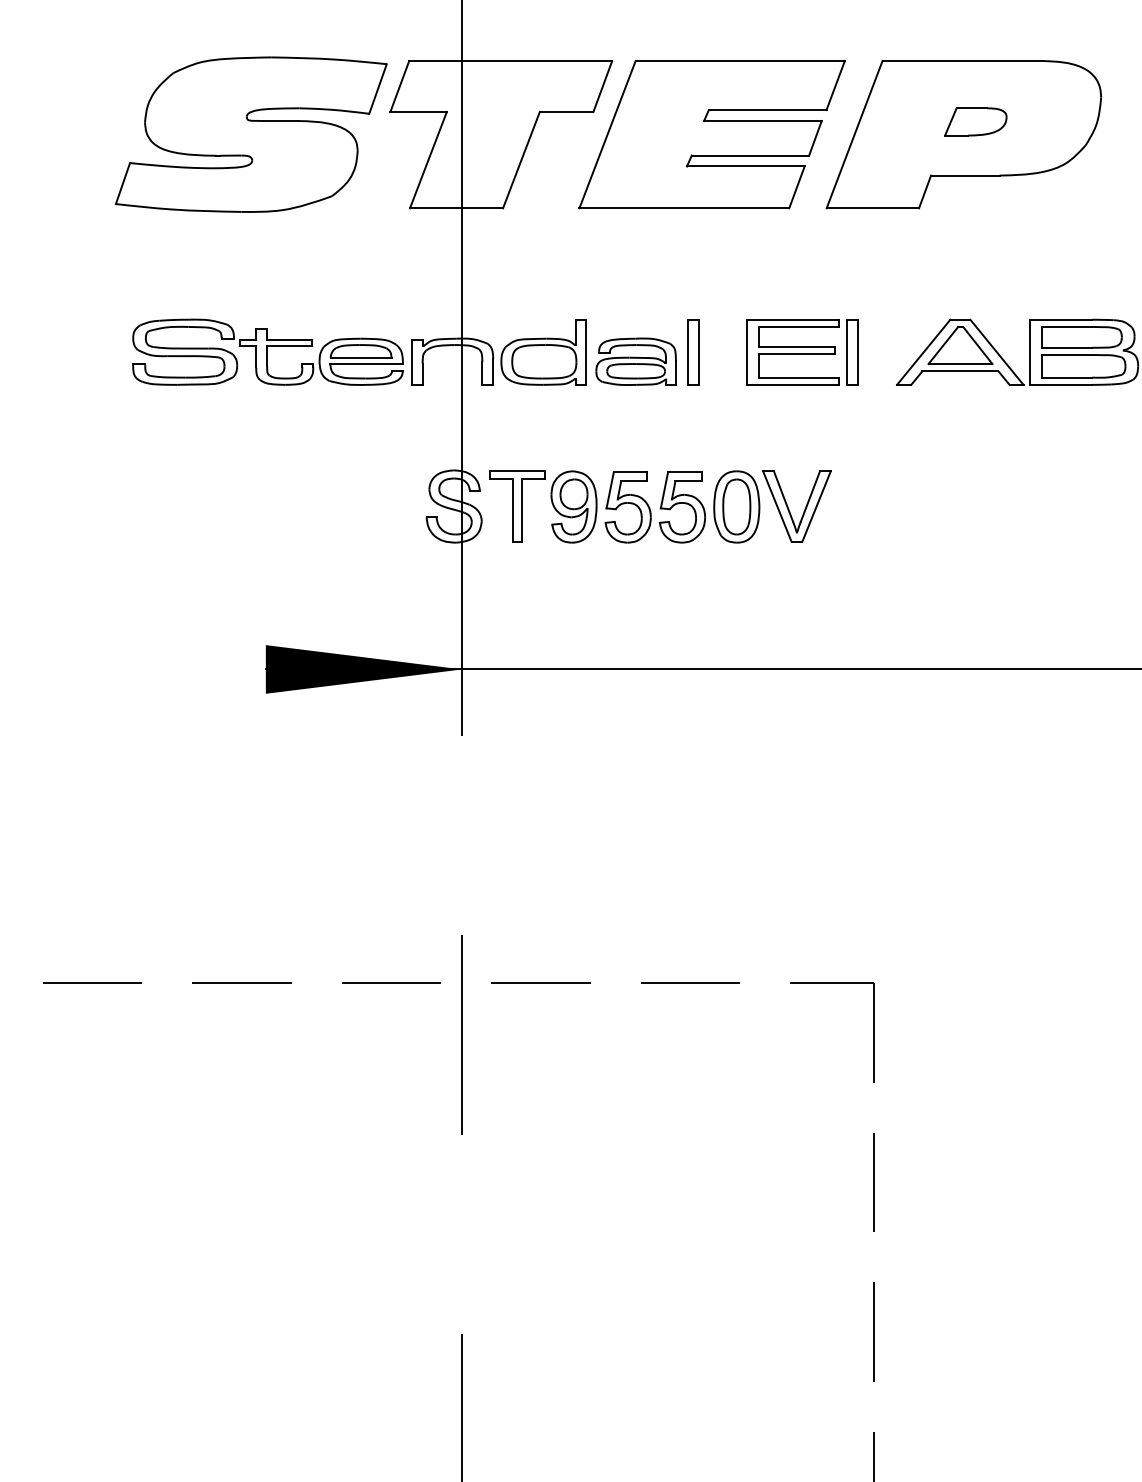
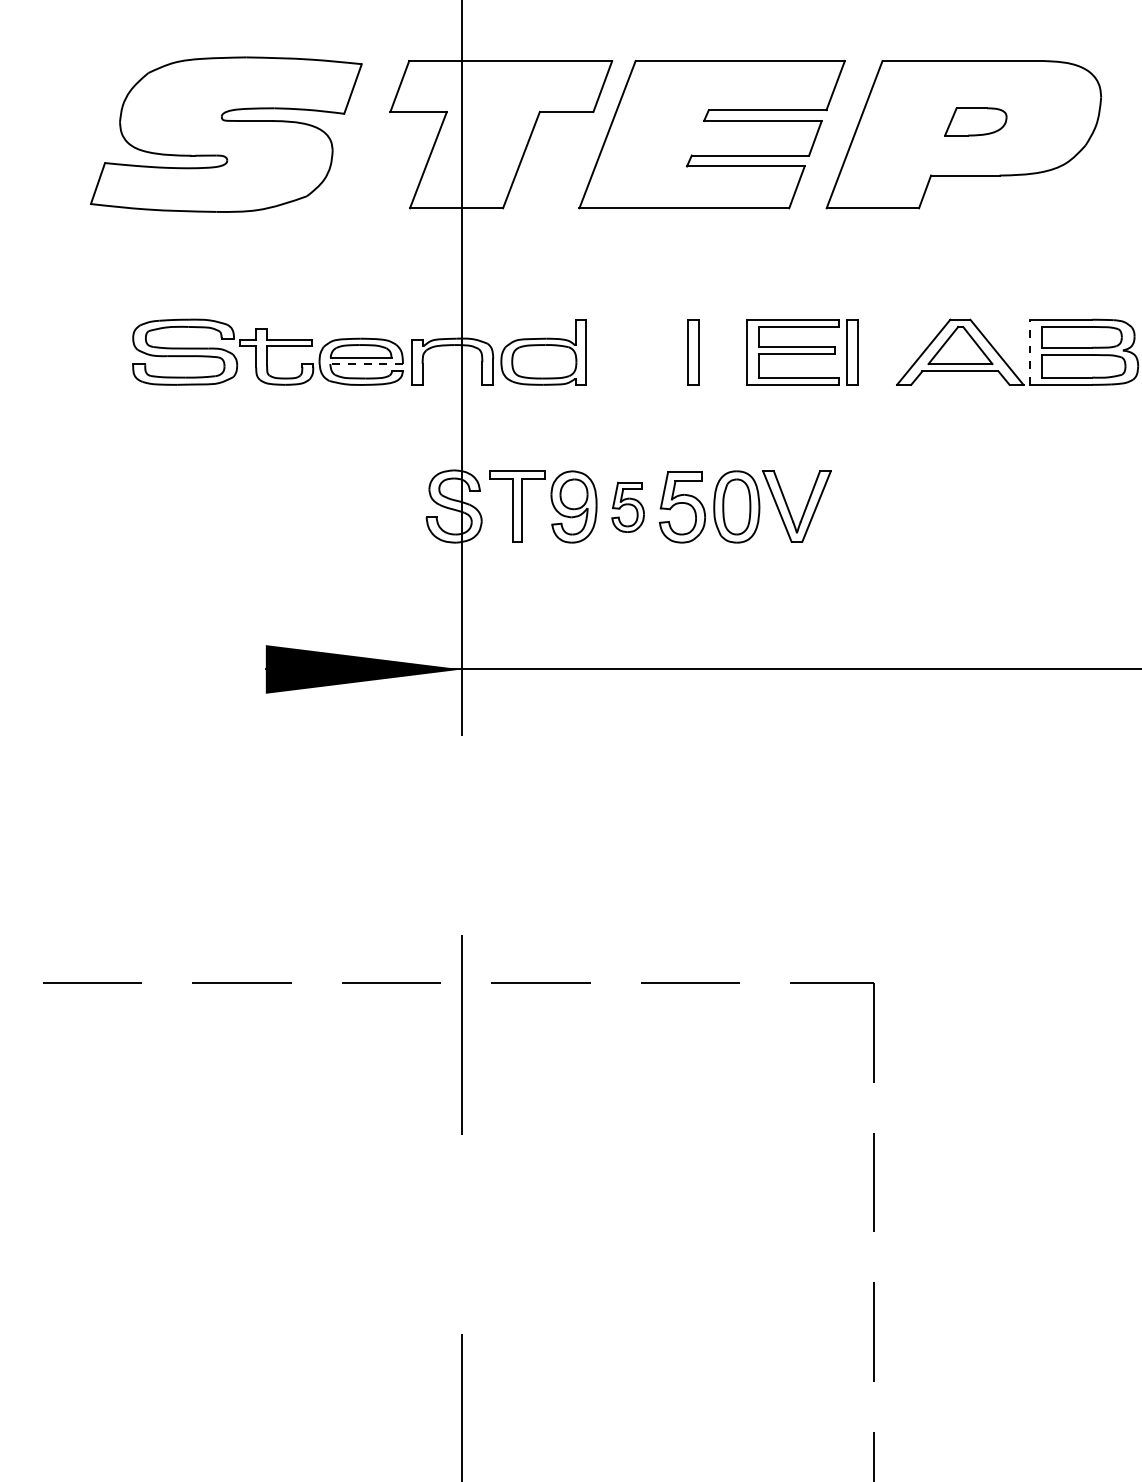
part position: (250, 134) -> (225, 134) (225, 134)
line: solid -> dashed (1029, 352)
part: present -> none (635, 361)
line: solid -> dashed (366, 364)
part size: 48x73 px -> 34x52 px (627, 506)
